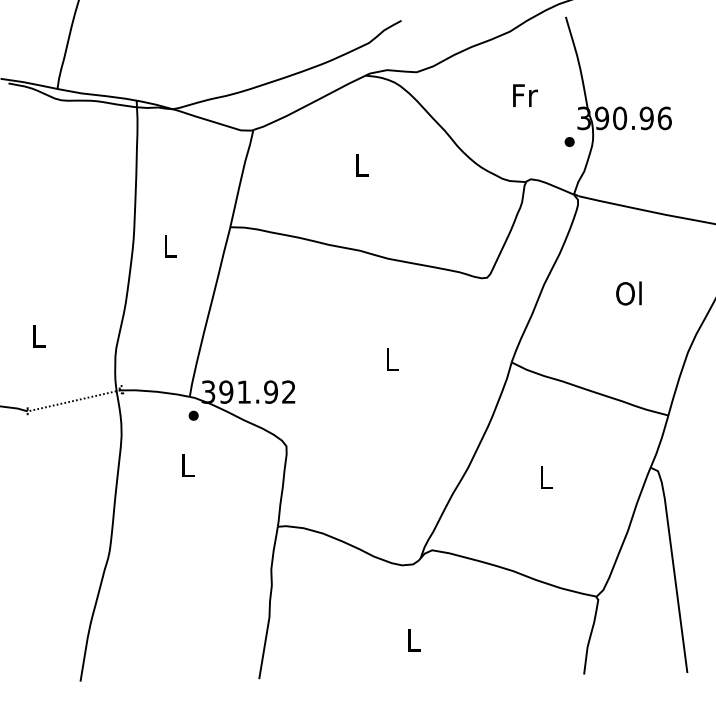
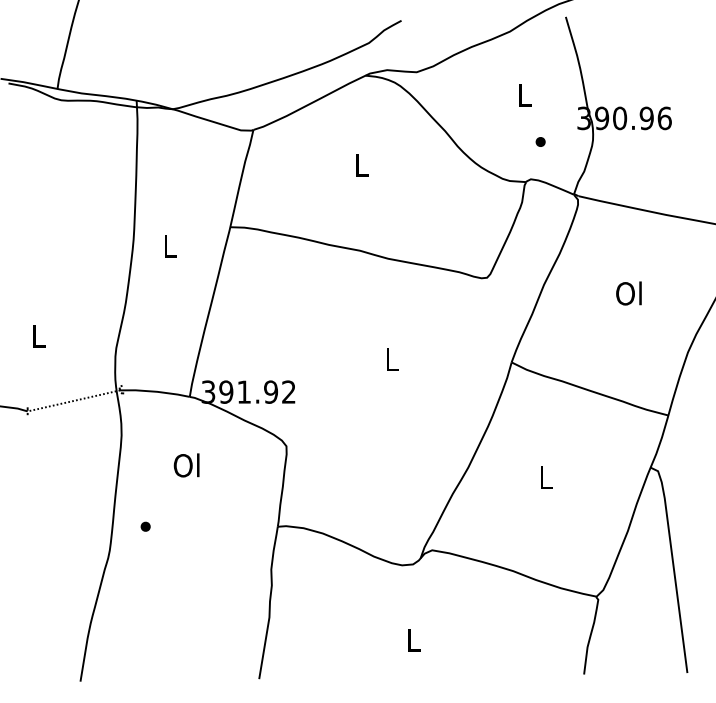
text: Fr -> L (525, 95)
part position: (569, 141) -> (540, 141) (540, 141)
part position: (193, 415) -> (145, 526) (145, 526)
text: L -> Ol (186, 465)
